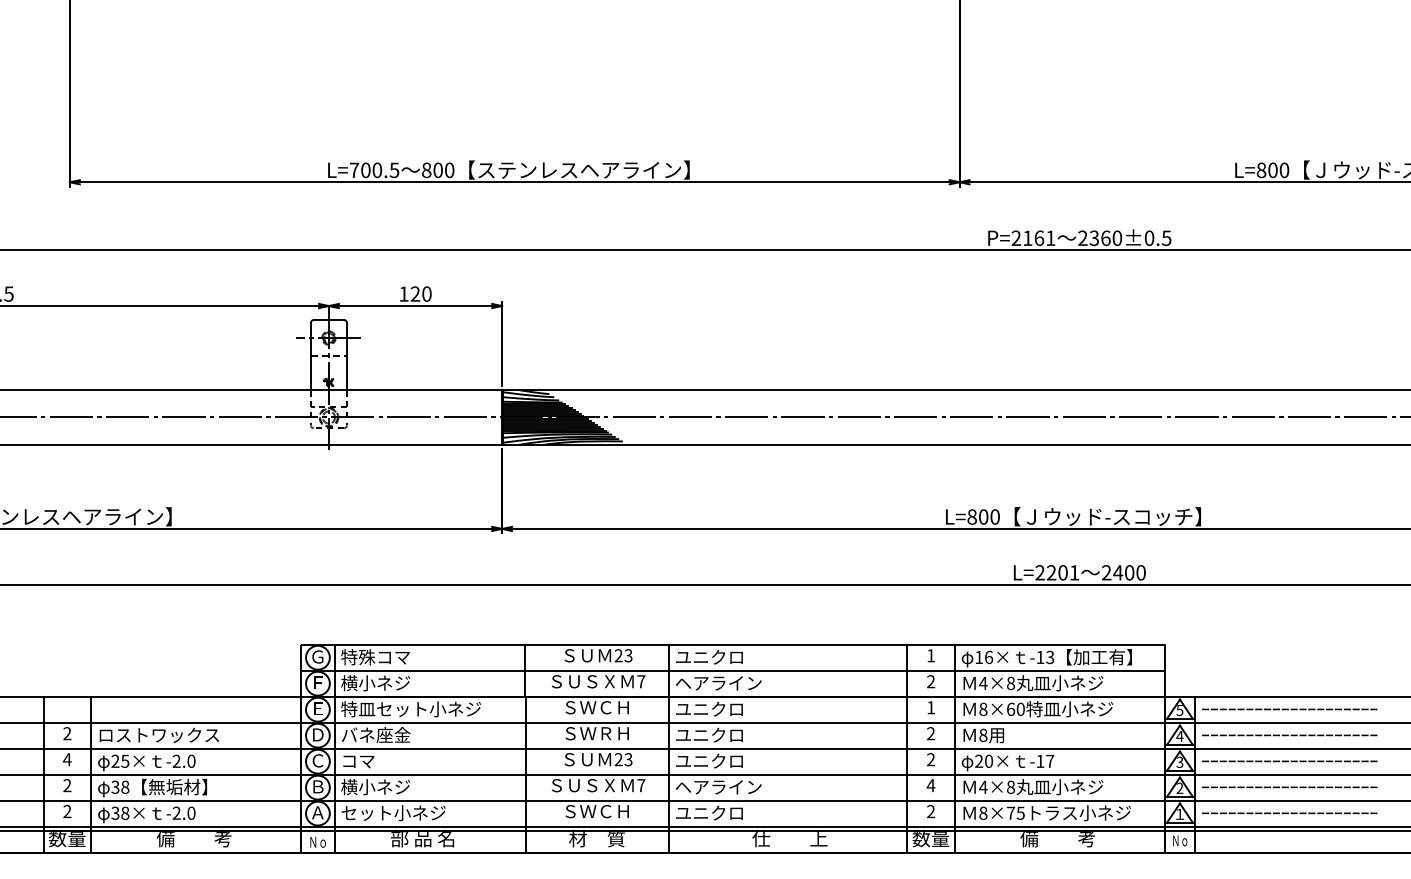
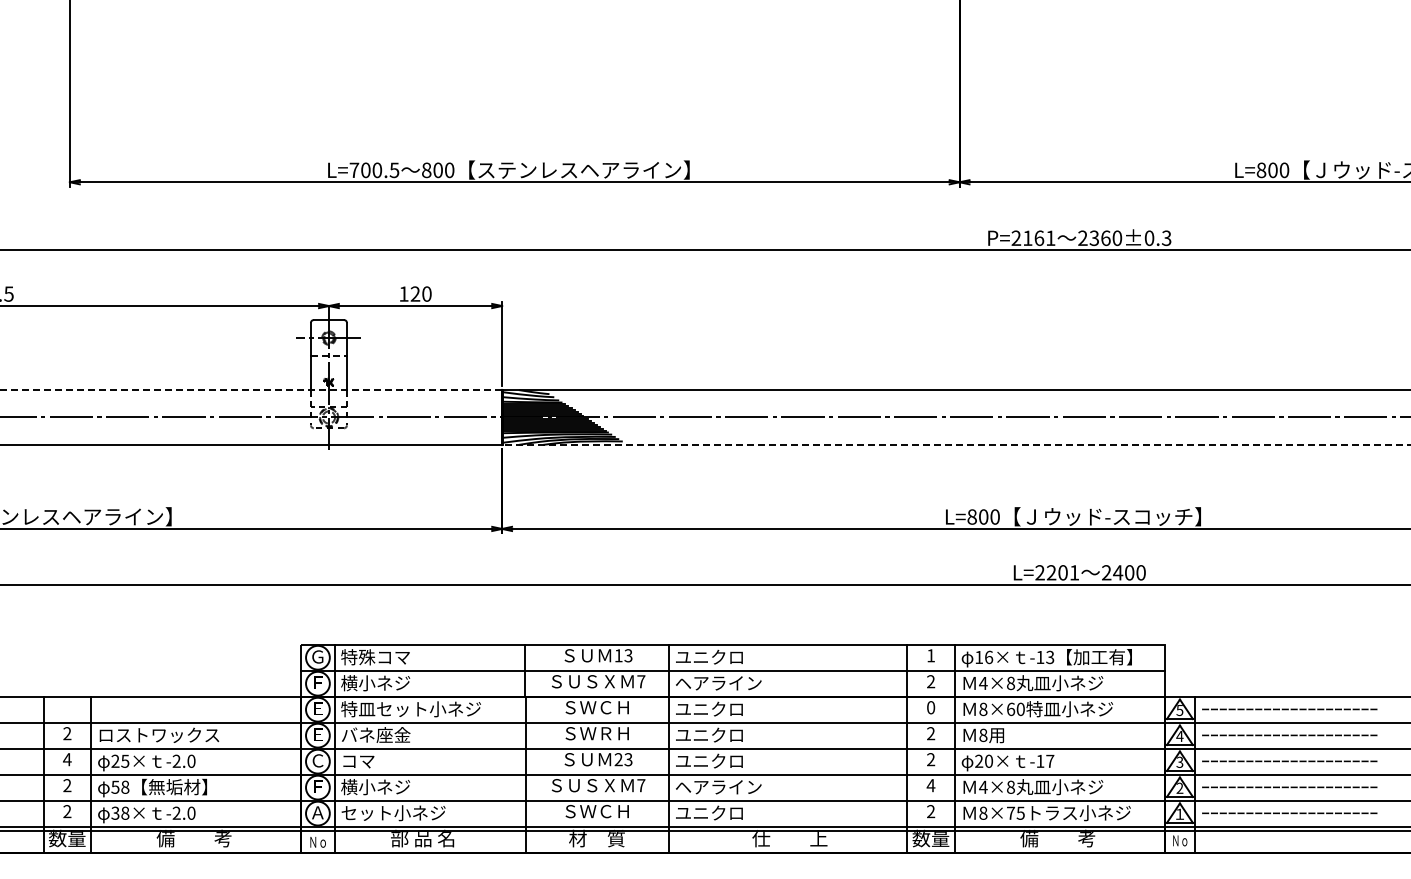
text: 2360±0.5 -> 2360±0.3 (1166, 237)
line: solid -> dashed (250, 390)
line: solid -> dashed (956, 444)
text: 23 -> 13 (618, 655)
text: 1 -> 0 (931, 707)
text: Ｄ -> Ｅ (318, 734)
text: 38 -> 58 (115, 786)
text: Ｂ -> Ｆ (318, 786)
